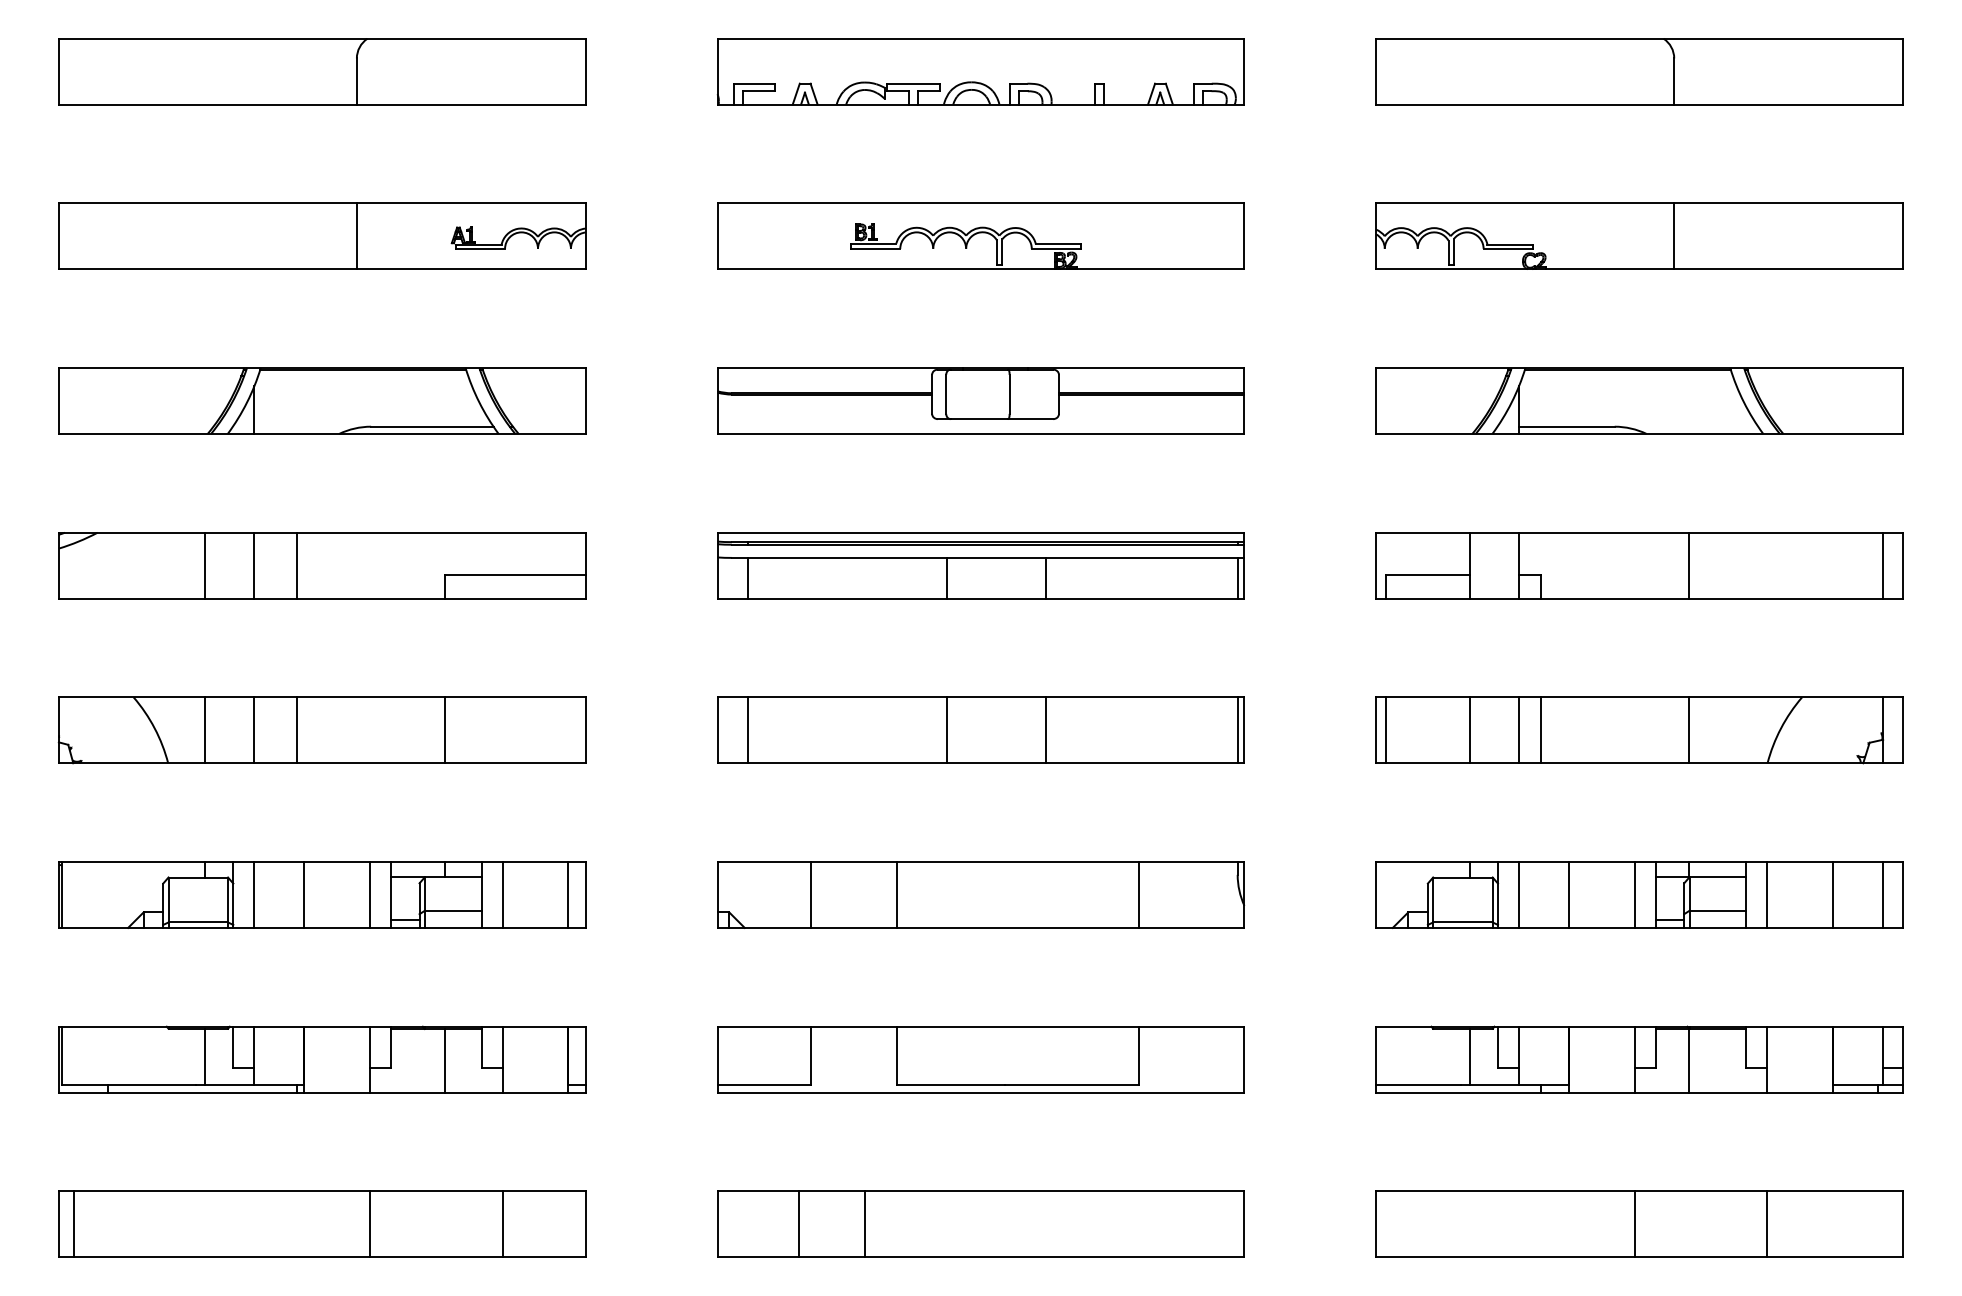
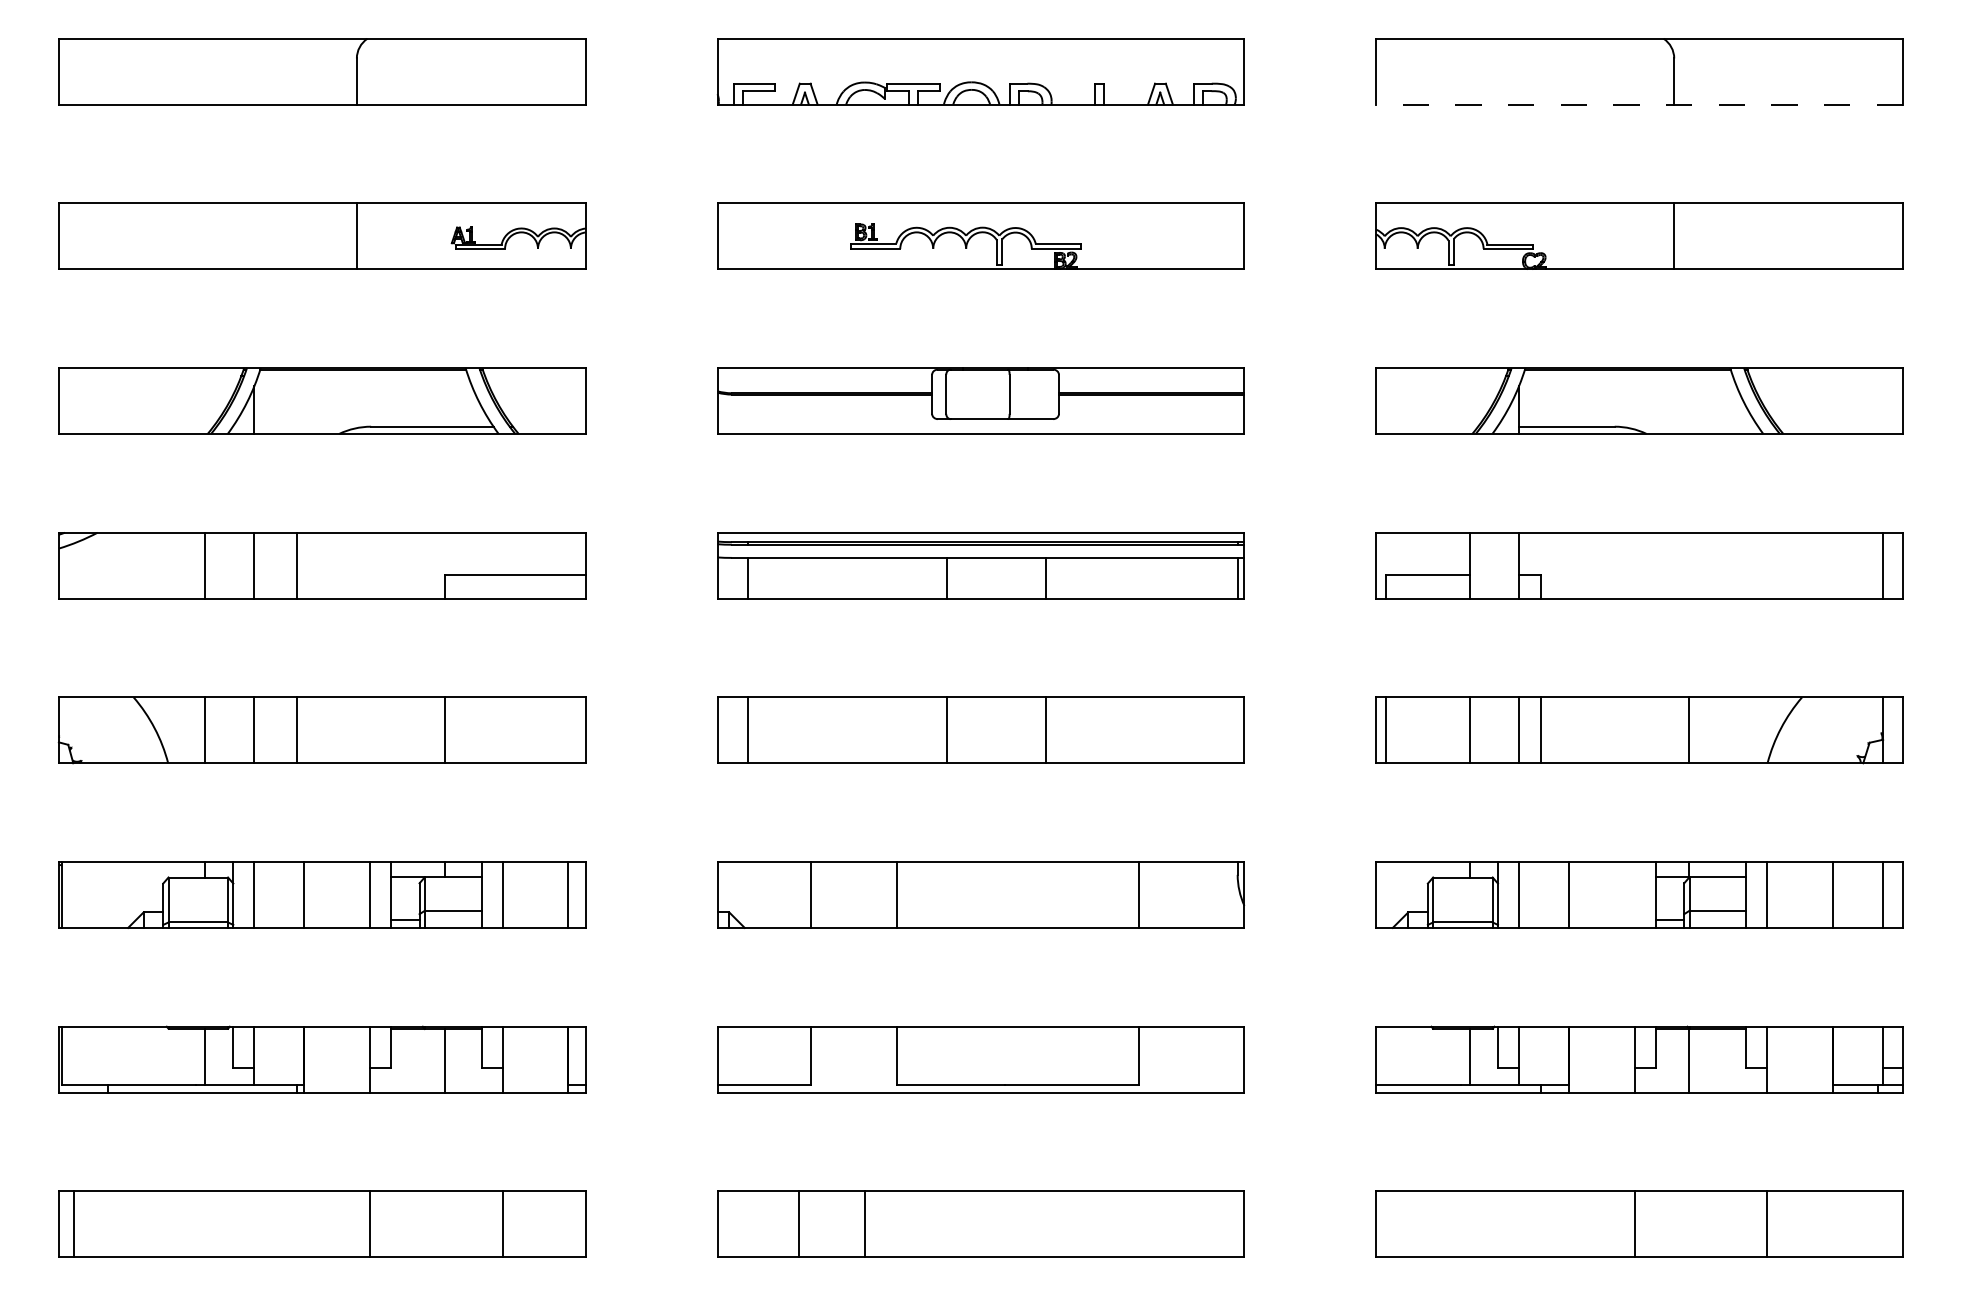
line: solid -> dashed (1639, 104)
line: present -> none (1688, 565)
line: present -> none (1237, 730)
line: present -> none (1634, 894)
